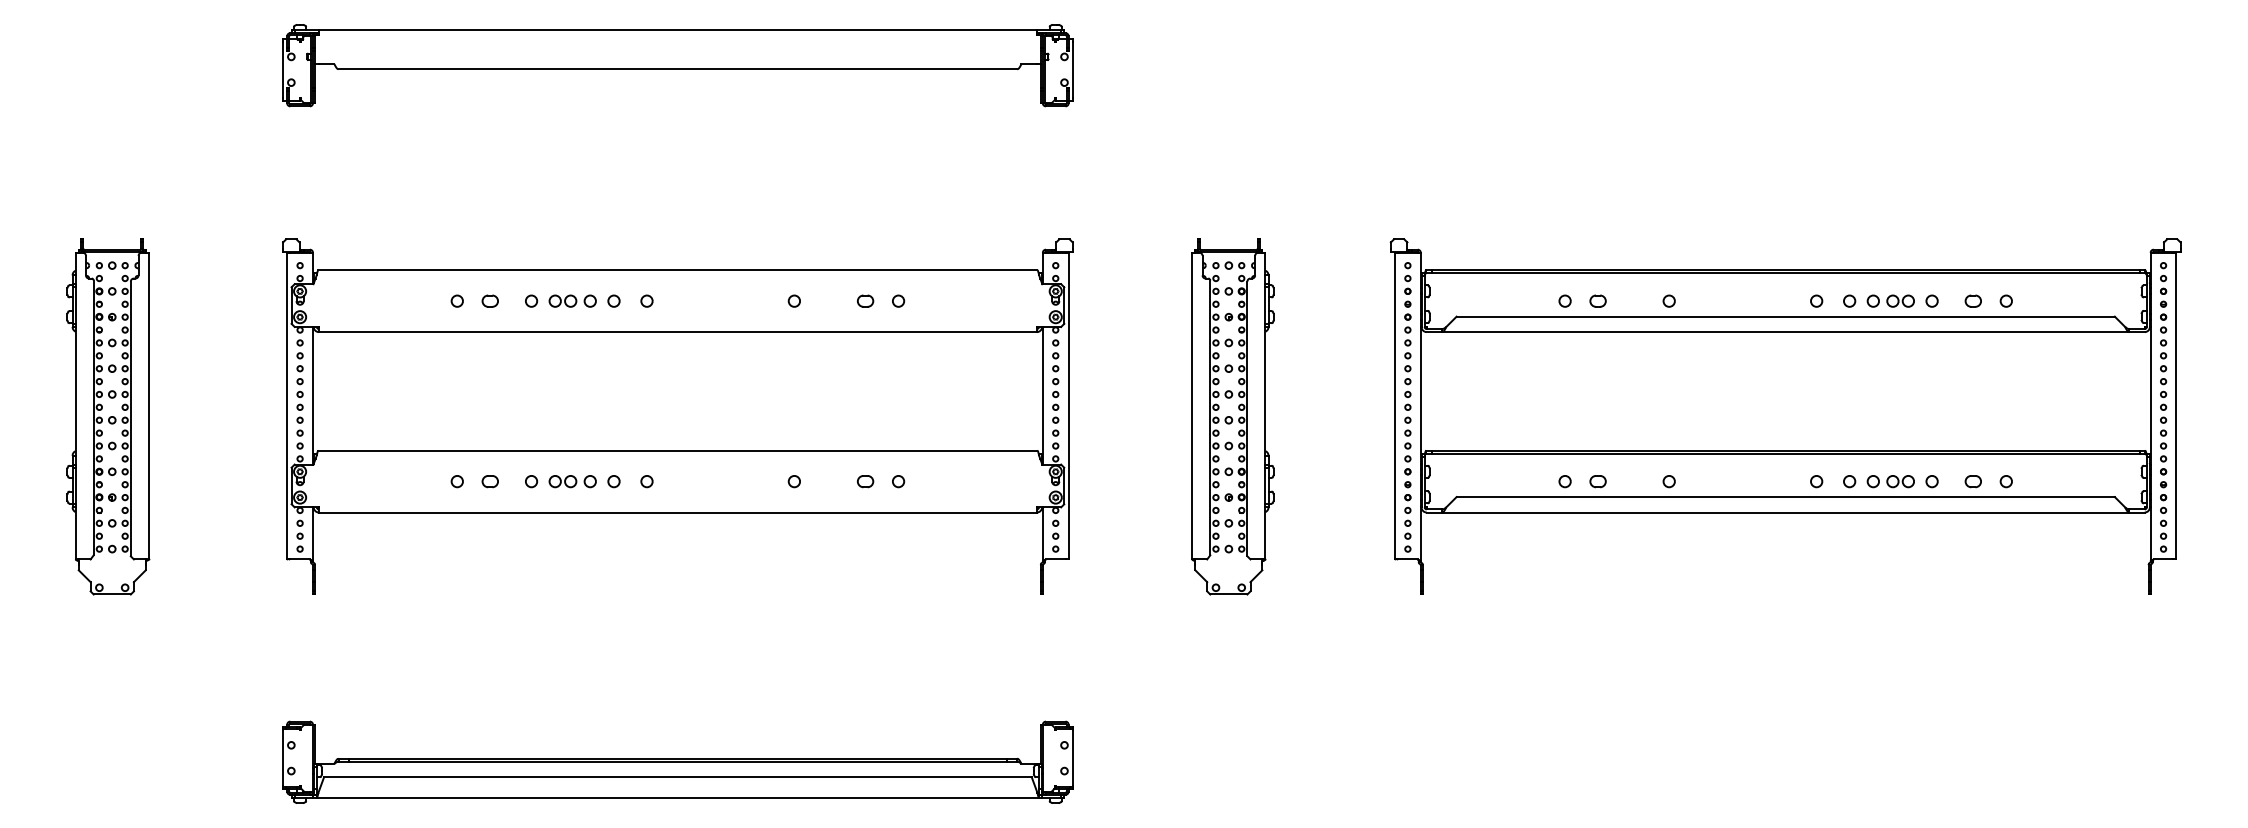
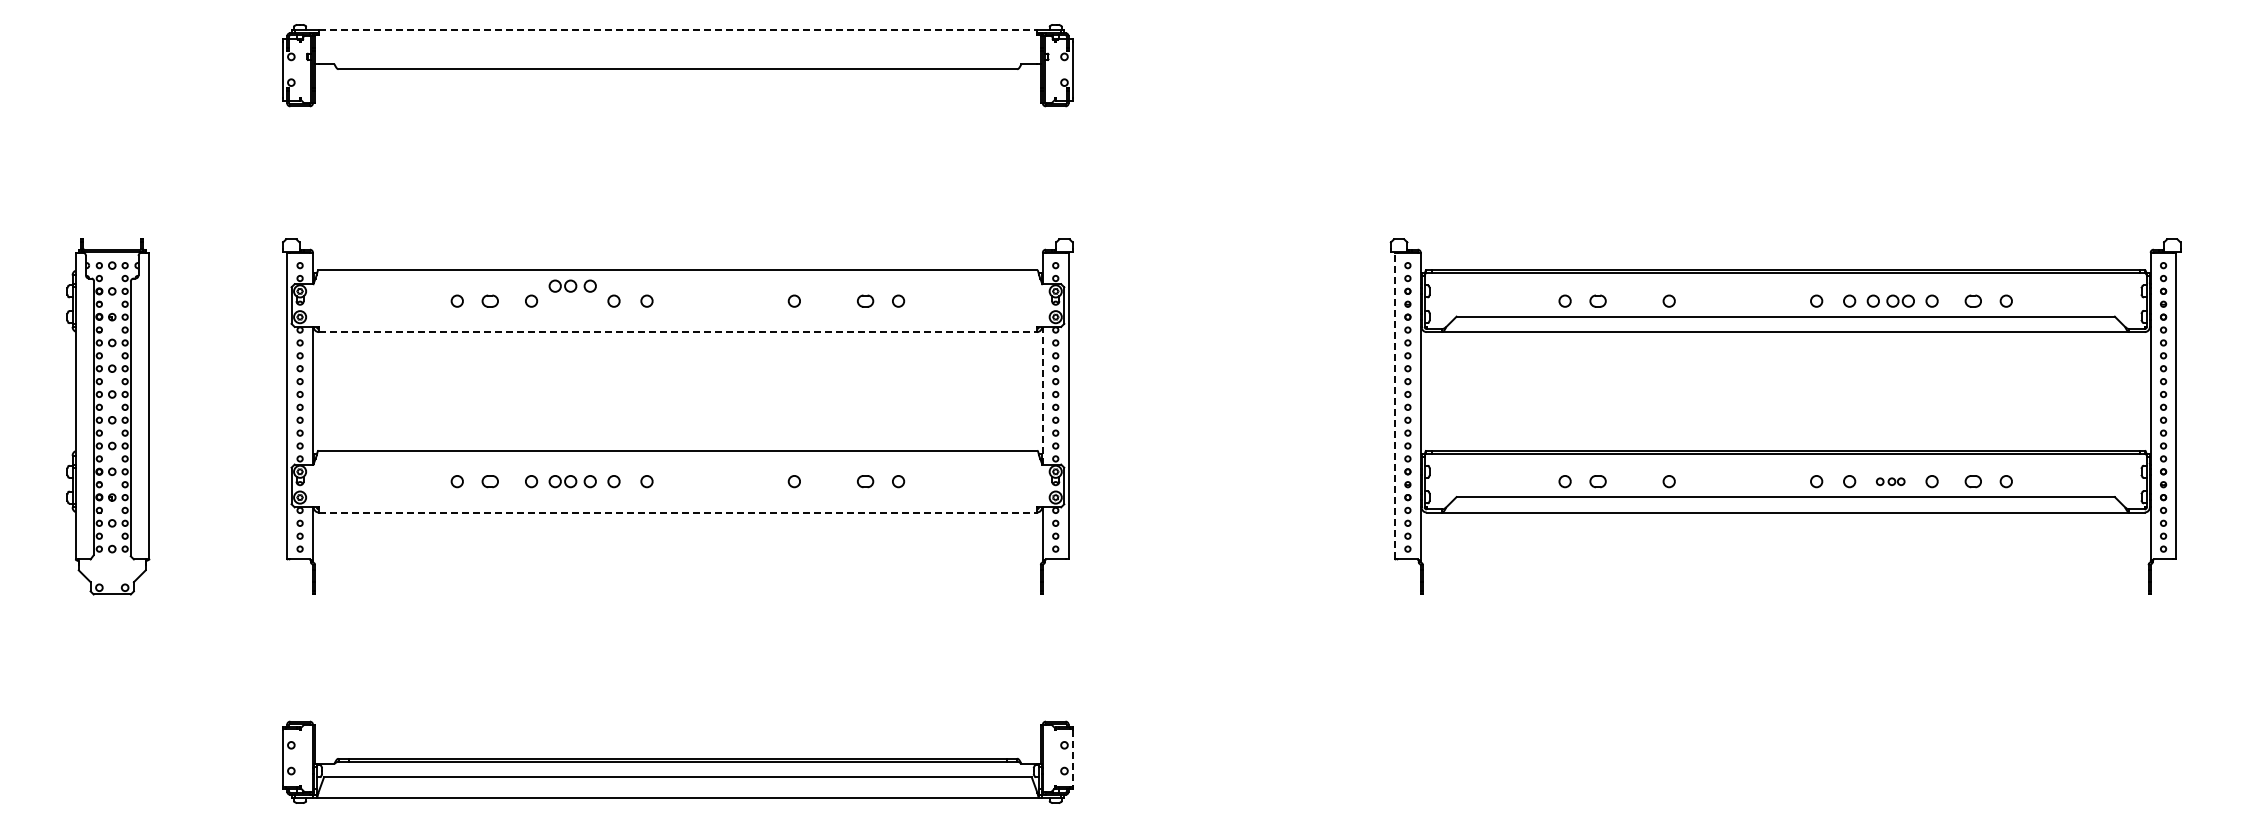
line: solid -> dashed (678, 30)
part position: (572, 300) -> (572, 285) (572, 285)
line: solid -> dashed (678, 332)
line: solid -> dashed (1042, 395)
line: solid -> dashed (1395, 405)
part: present -> none (1232, 416)
part size: 49x14 px -> 31x9 px (1890, 481)
line: solid -> dashed (678, 512)
line: solid -> dashed (1072, 758)
